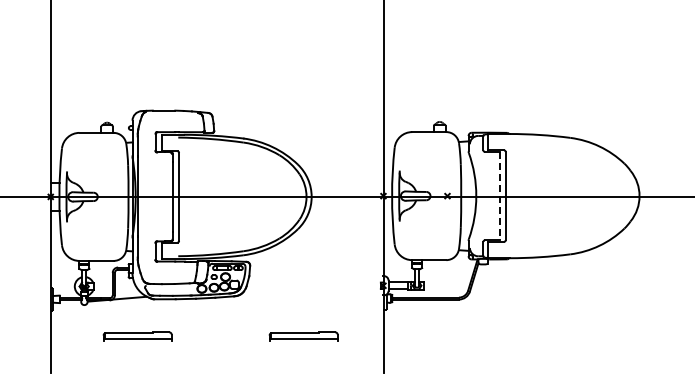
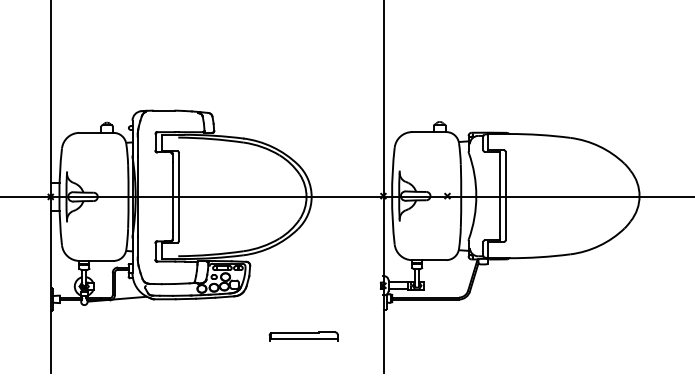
line: dashed -> solid (500, 196)
part: present -> none (137, 336)
